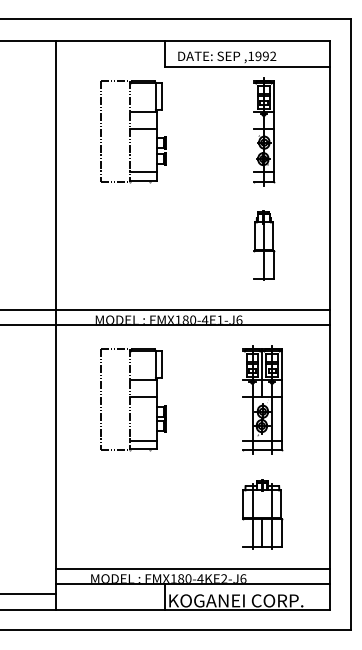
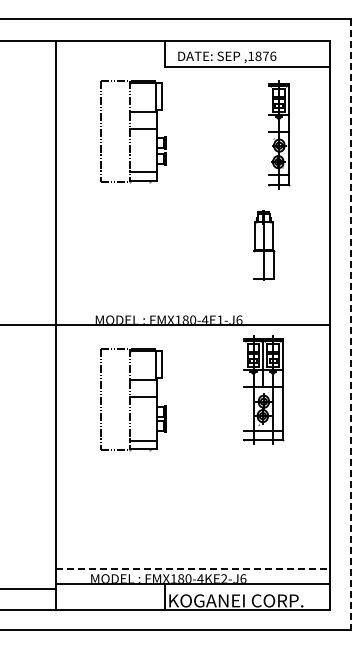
text: ,1992 -> ,1876 (265, 56)
part position: (264, 131) -> (279, 134) (279, 134)
line: present -> none (165, 309)
line: solid -> dashed (351, 325)
part position: (262, 399) -> (263, 389) (263, 389)
part: present -> none (262, 514)
line: solid -> dashed (192, 568)
line position: (28, 594) -> (28, 589) (28, 589)
